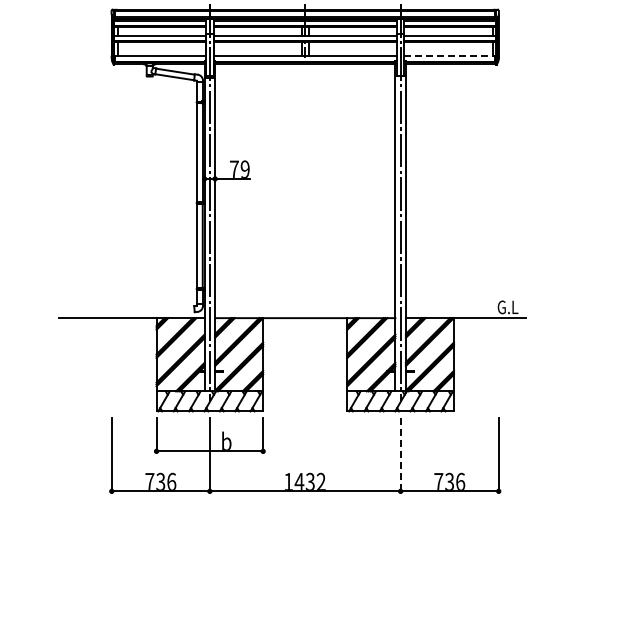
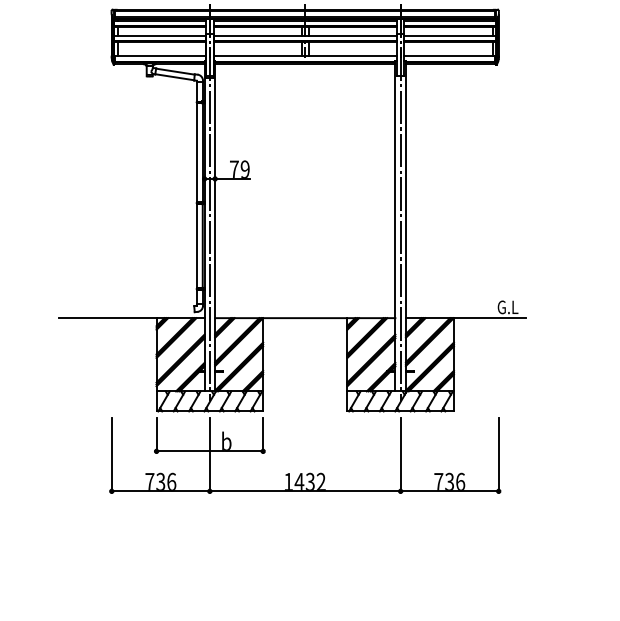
line: dashed -> solid (449, 55)
line: dashed -> solid (400, 454)
